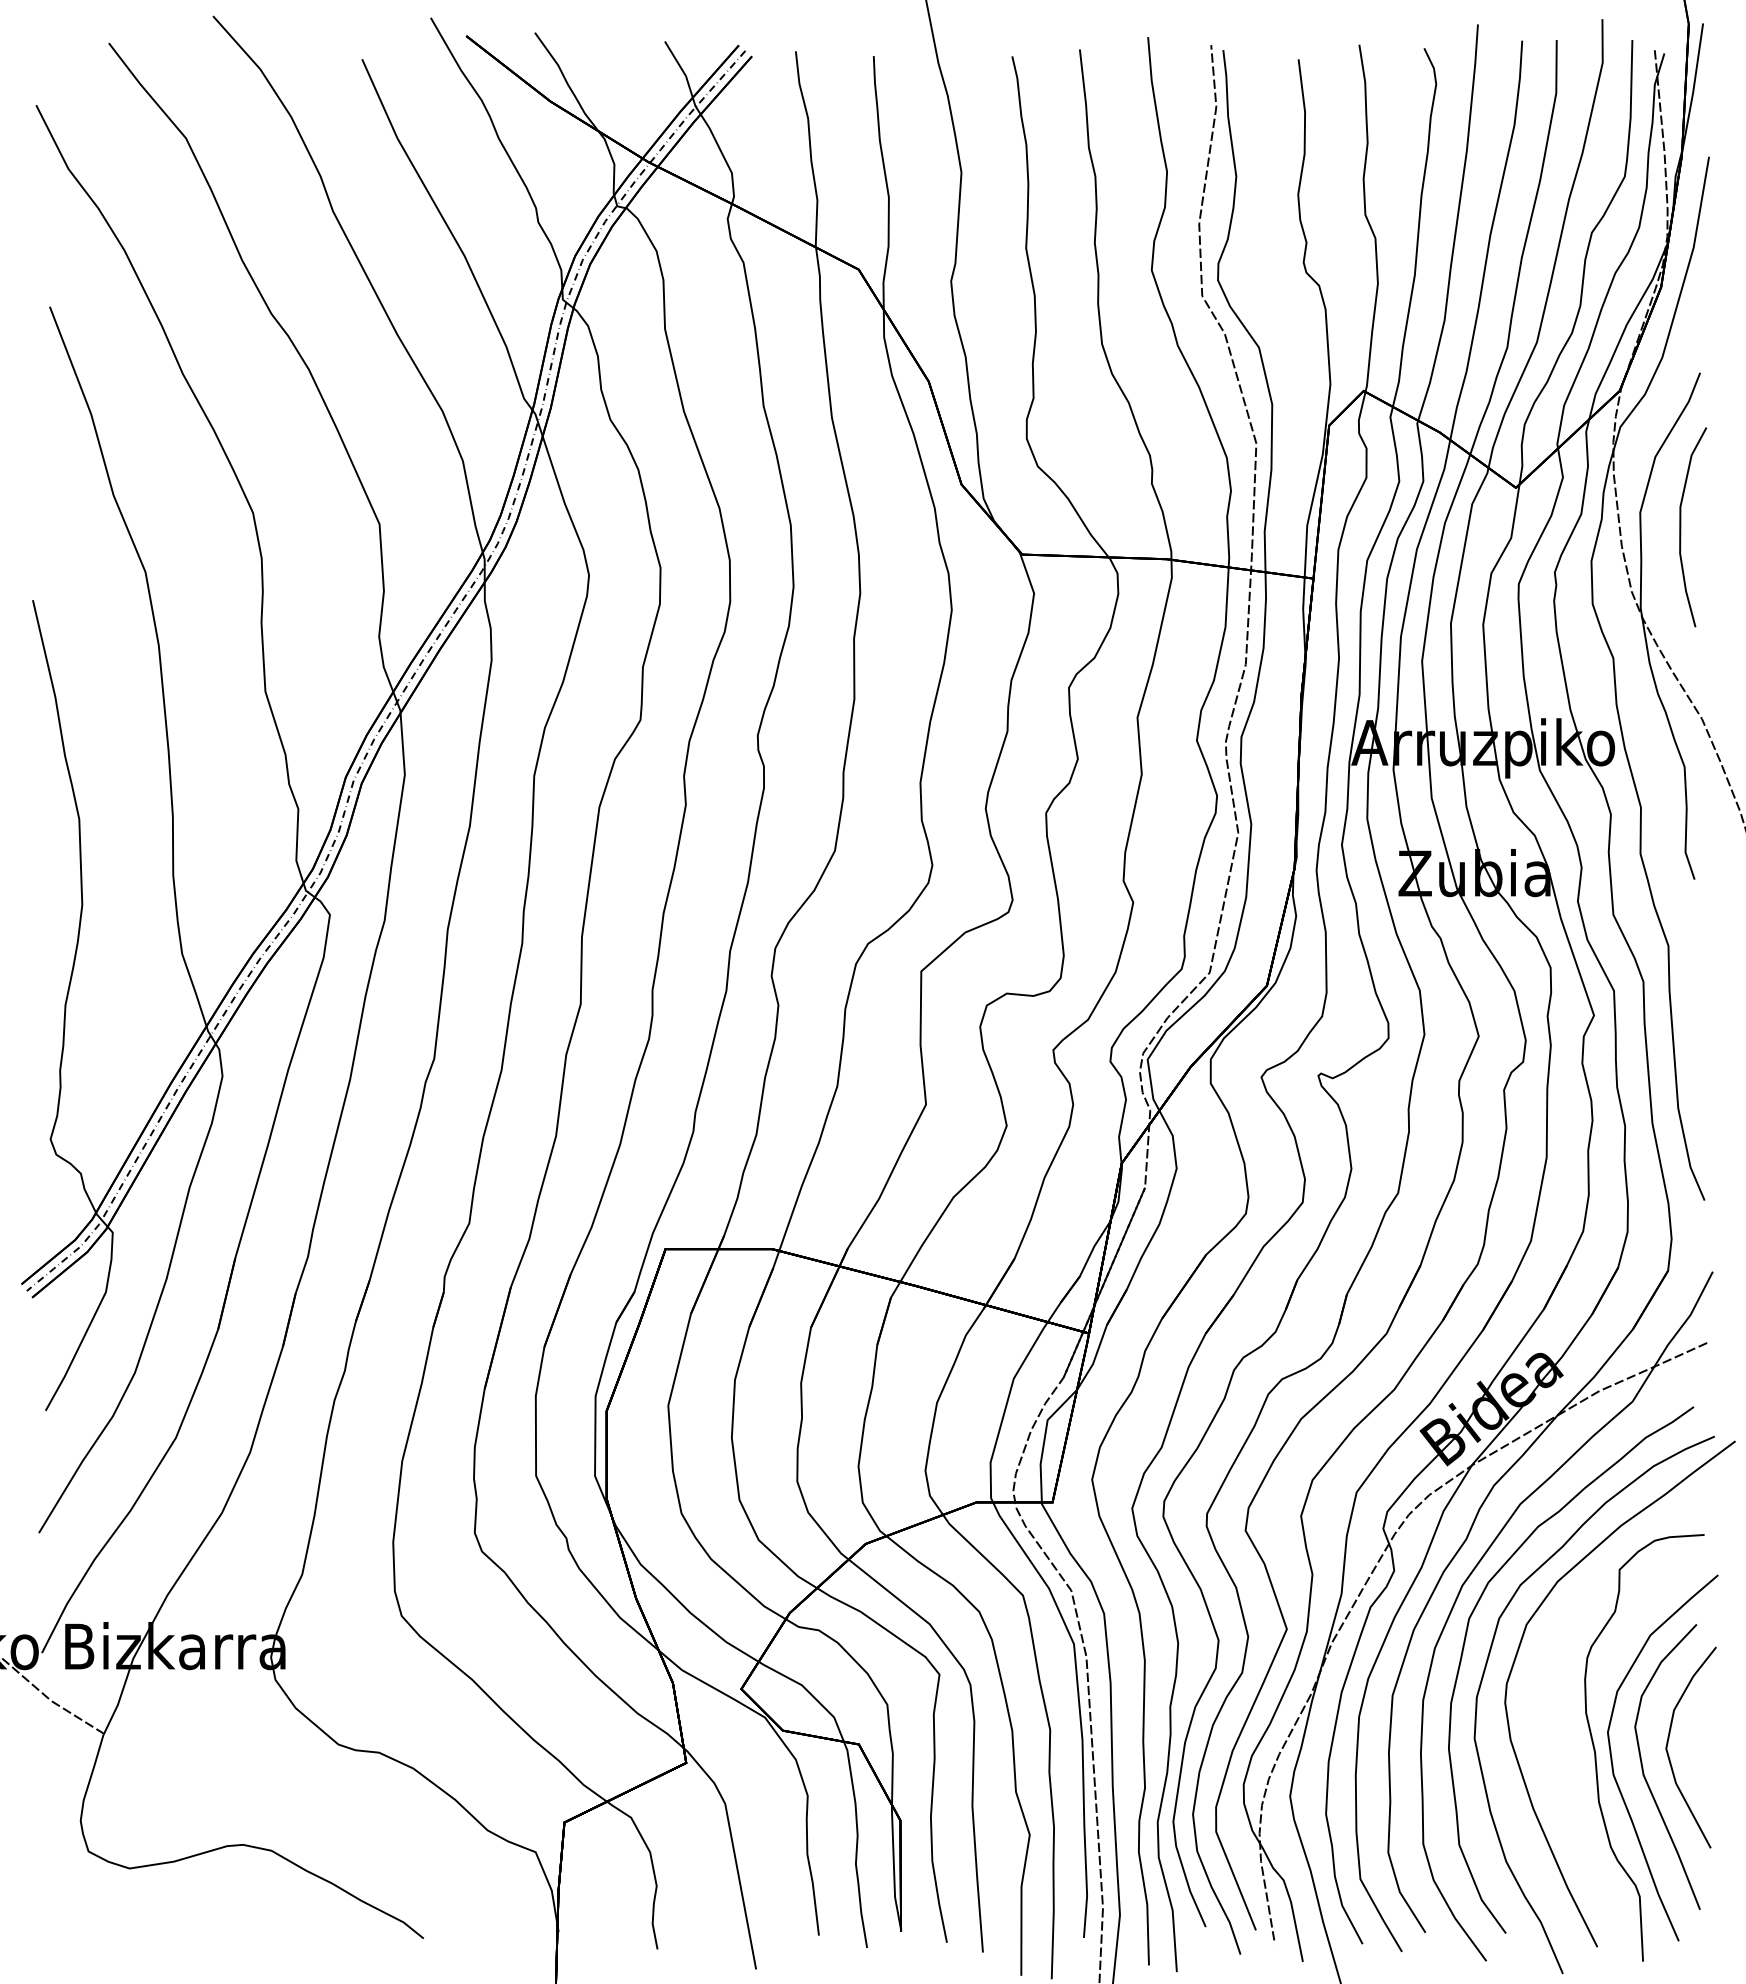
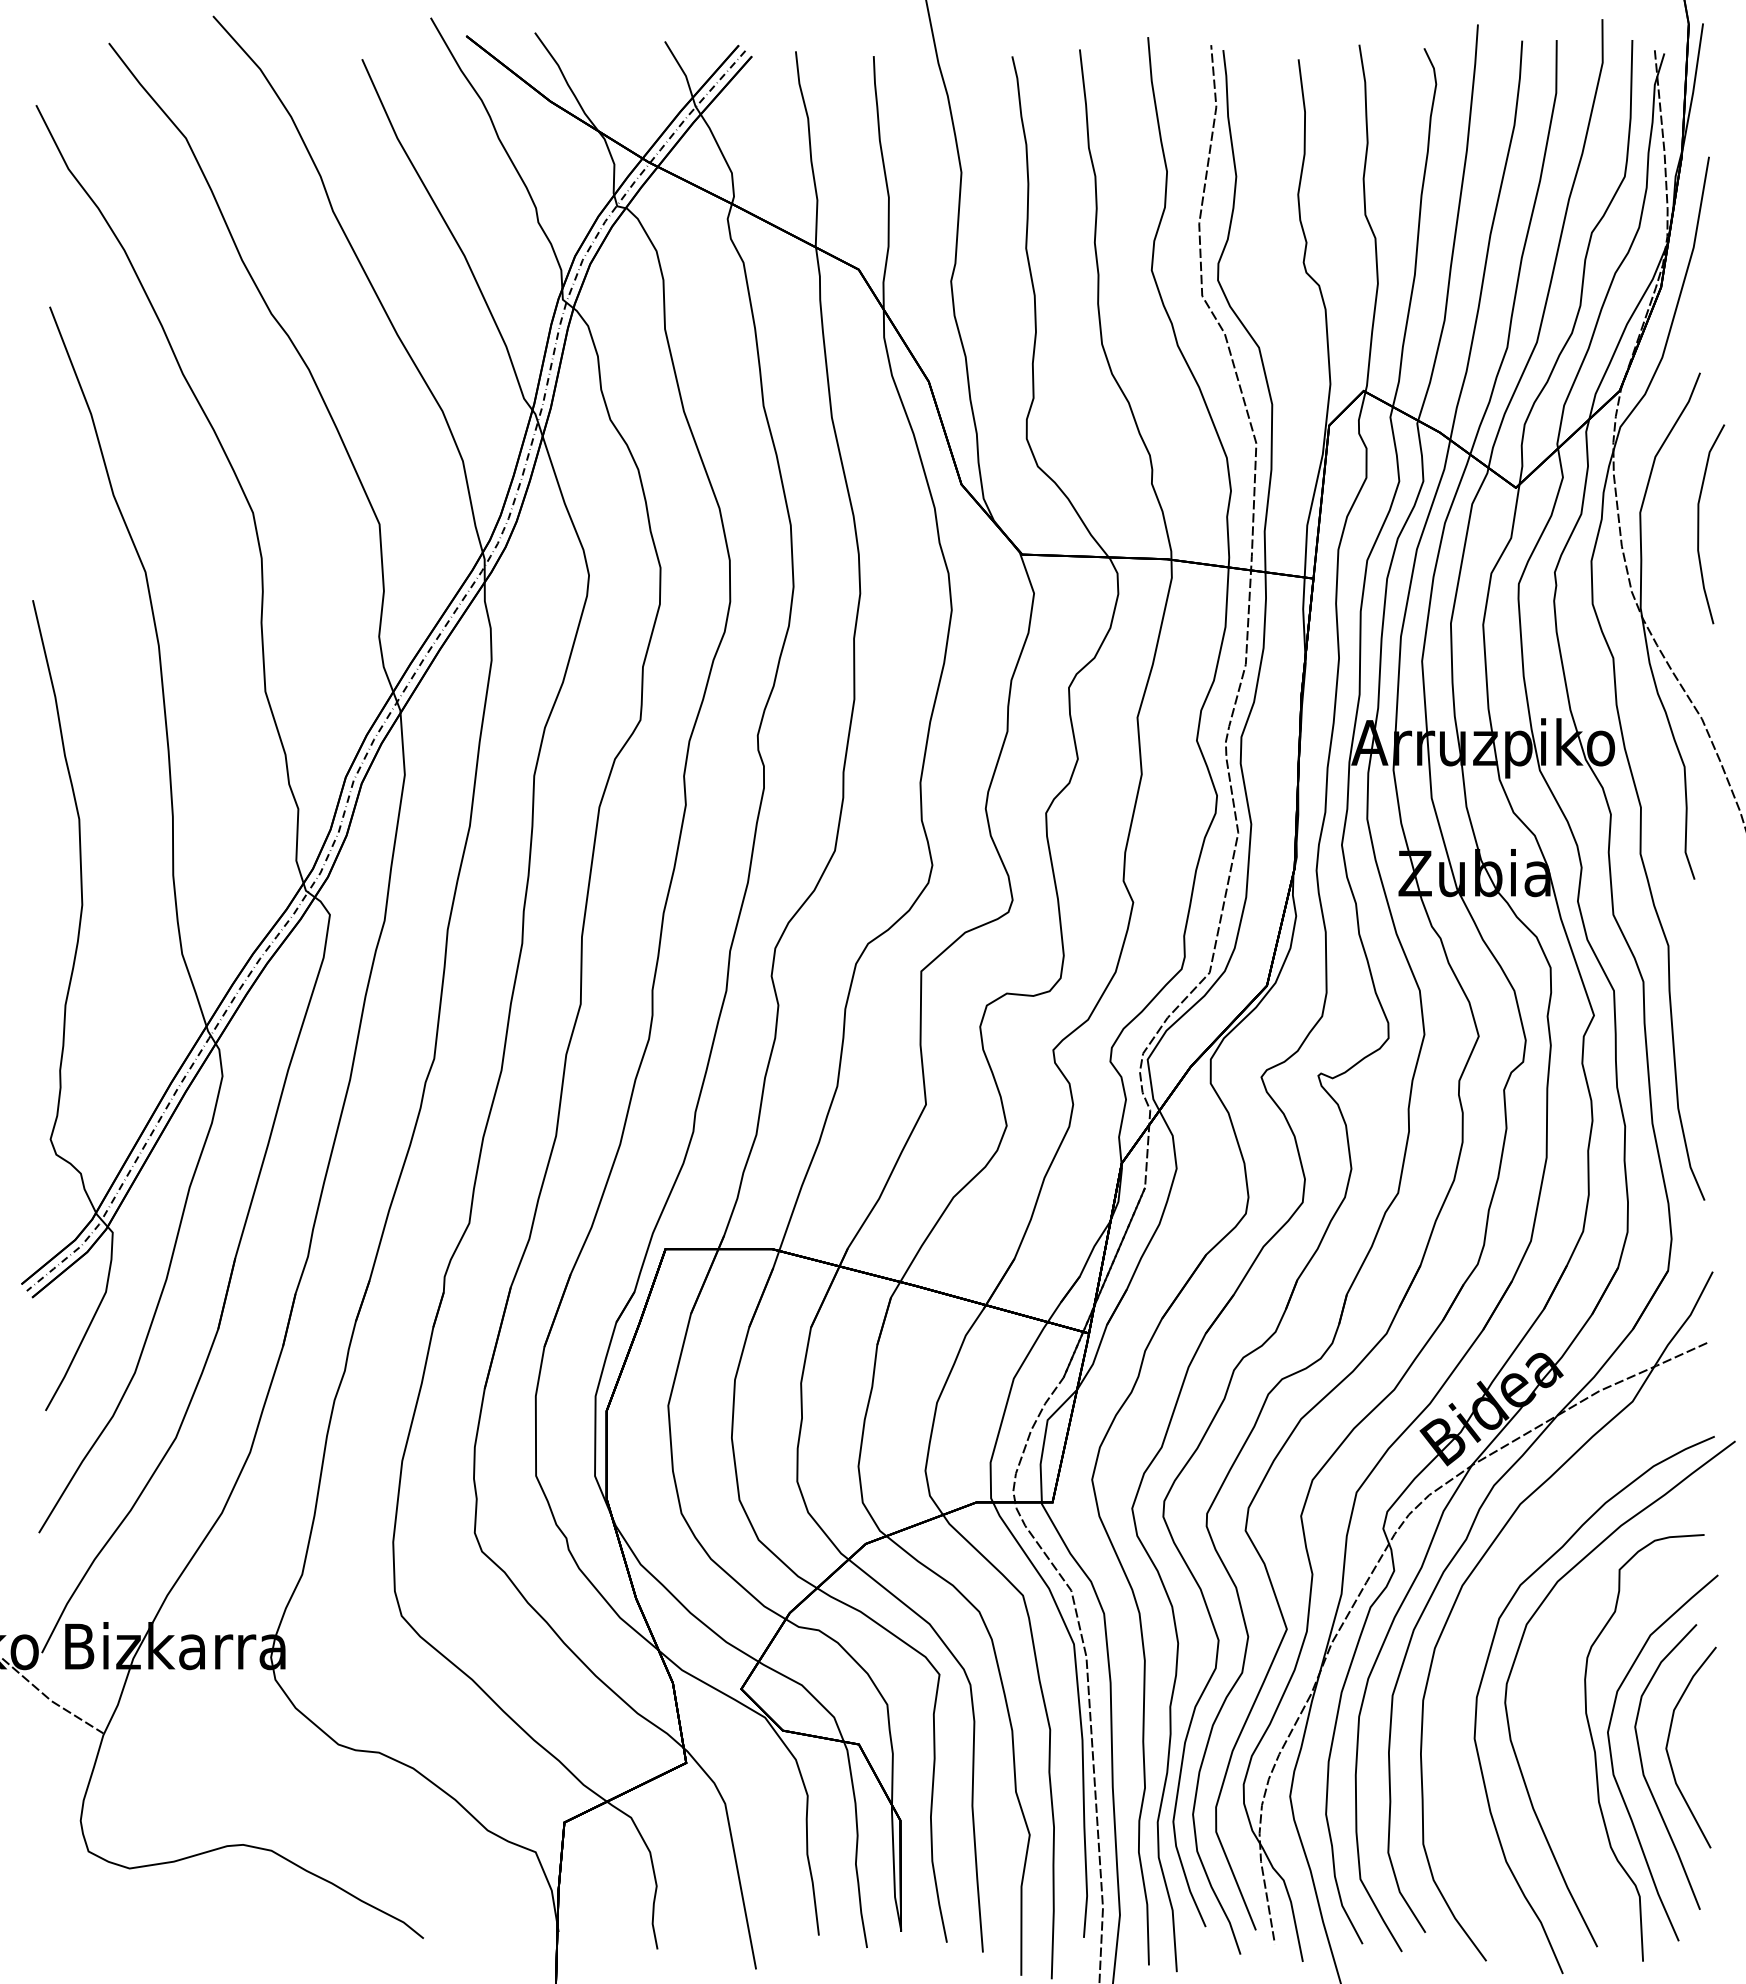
curve position: (1681, 527) -> (1699, 524) (1699, 524)
curve: present -> none (1465, 1643)
